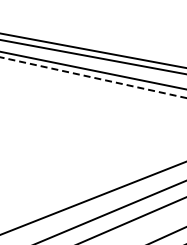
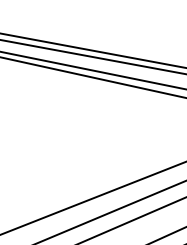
line: dashed -> solid (92, 77)
